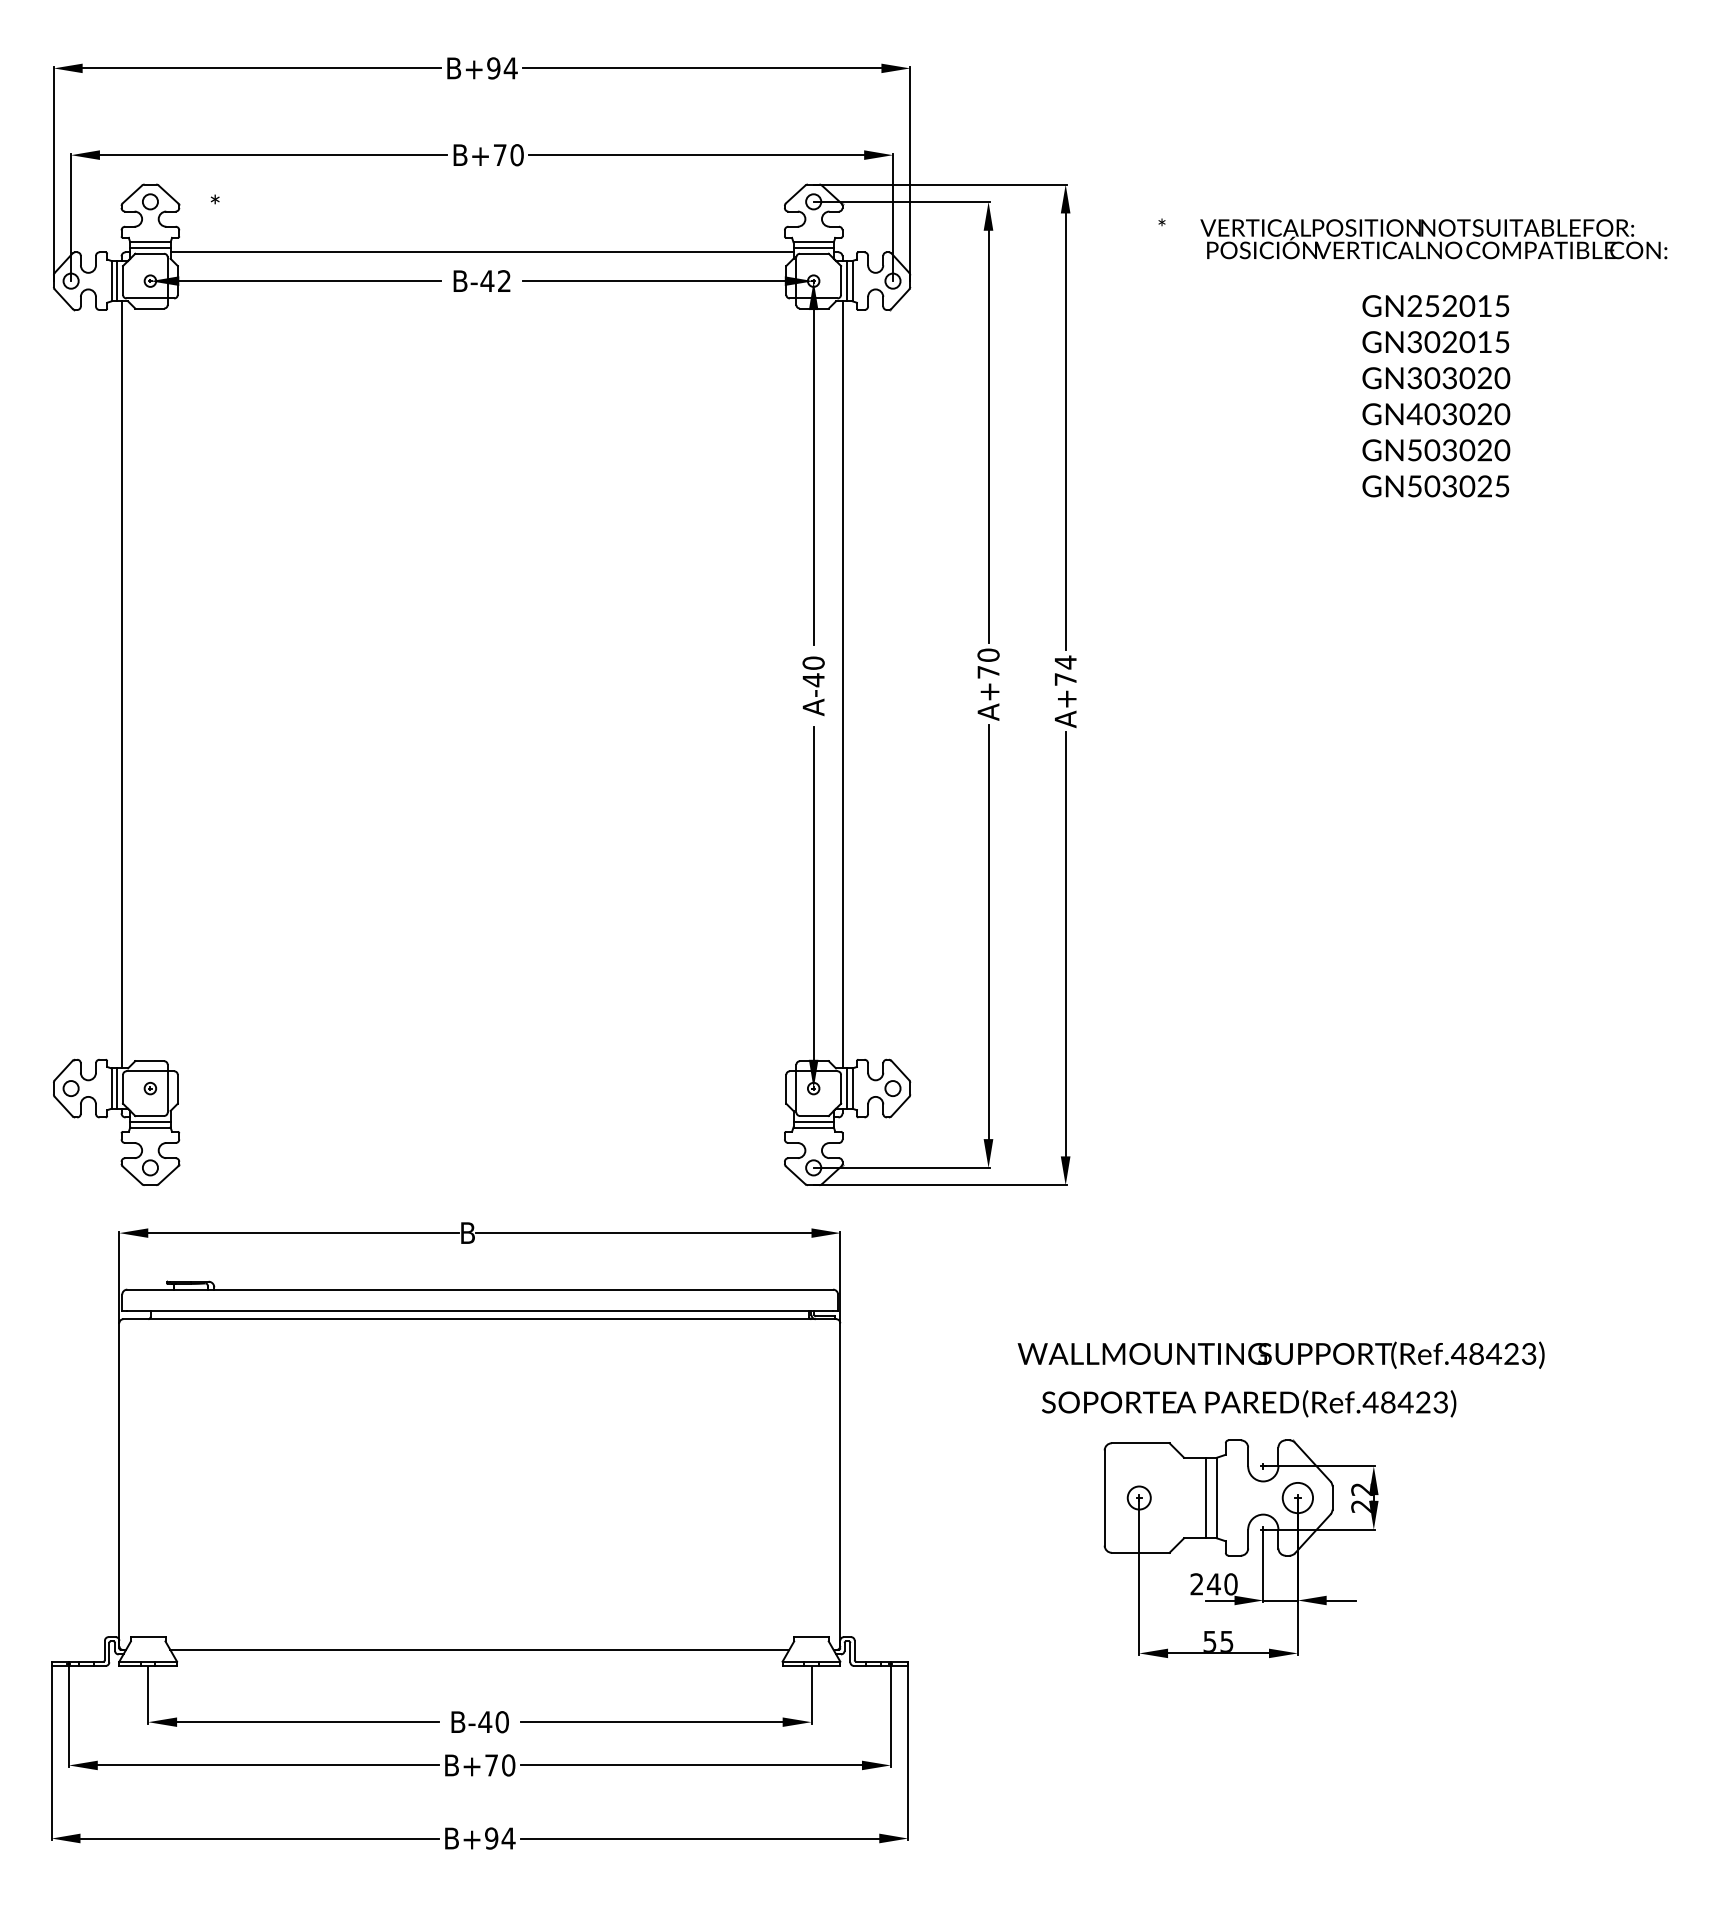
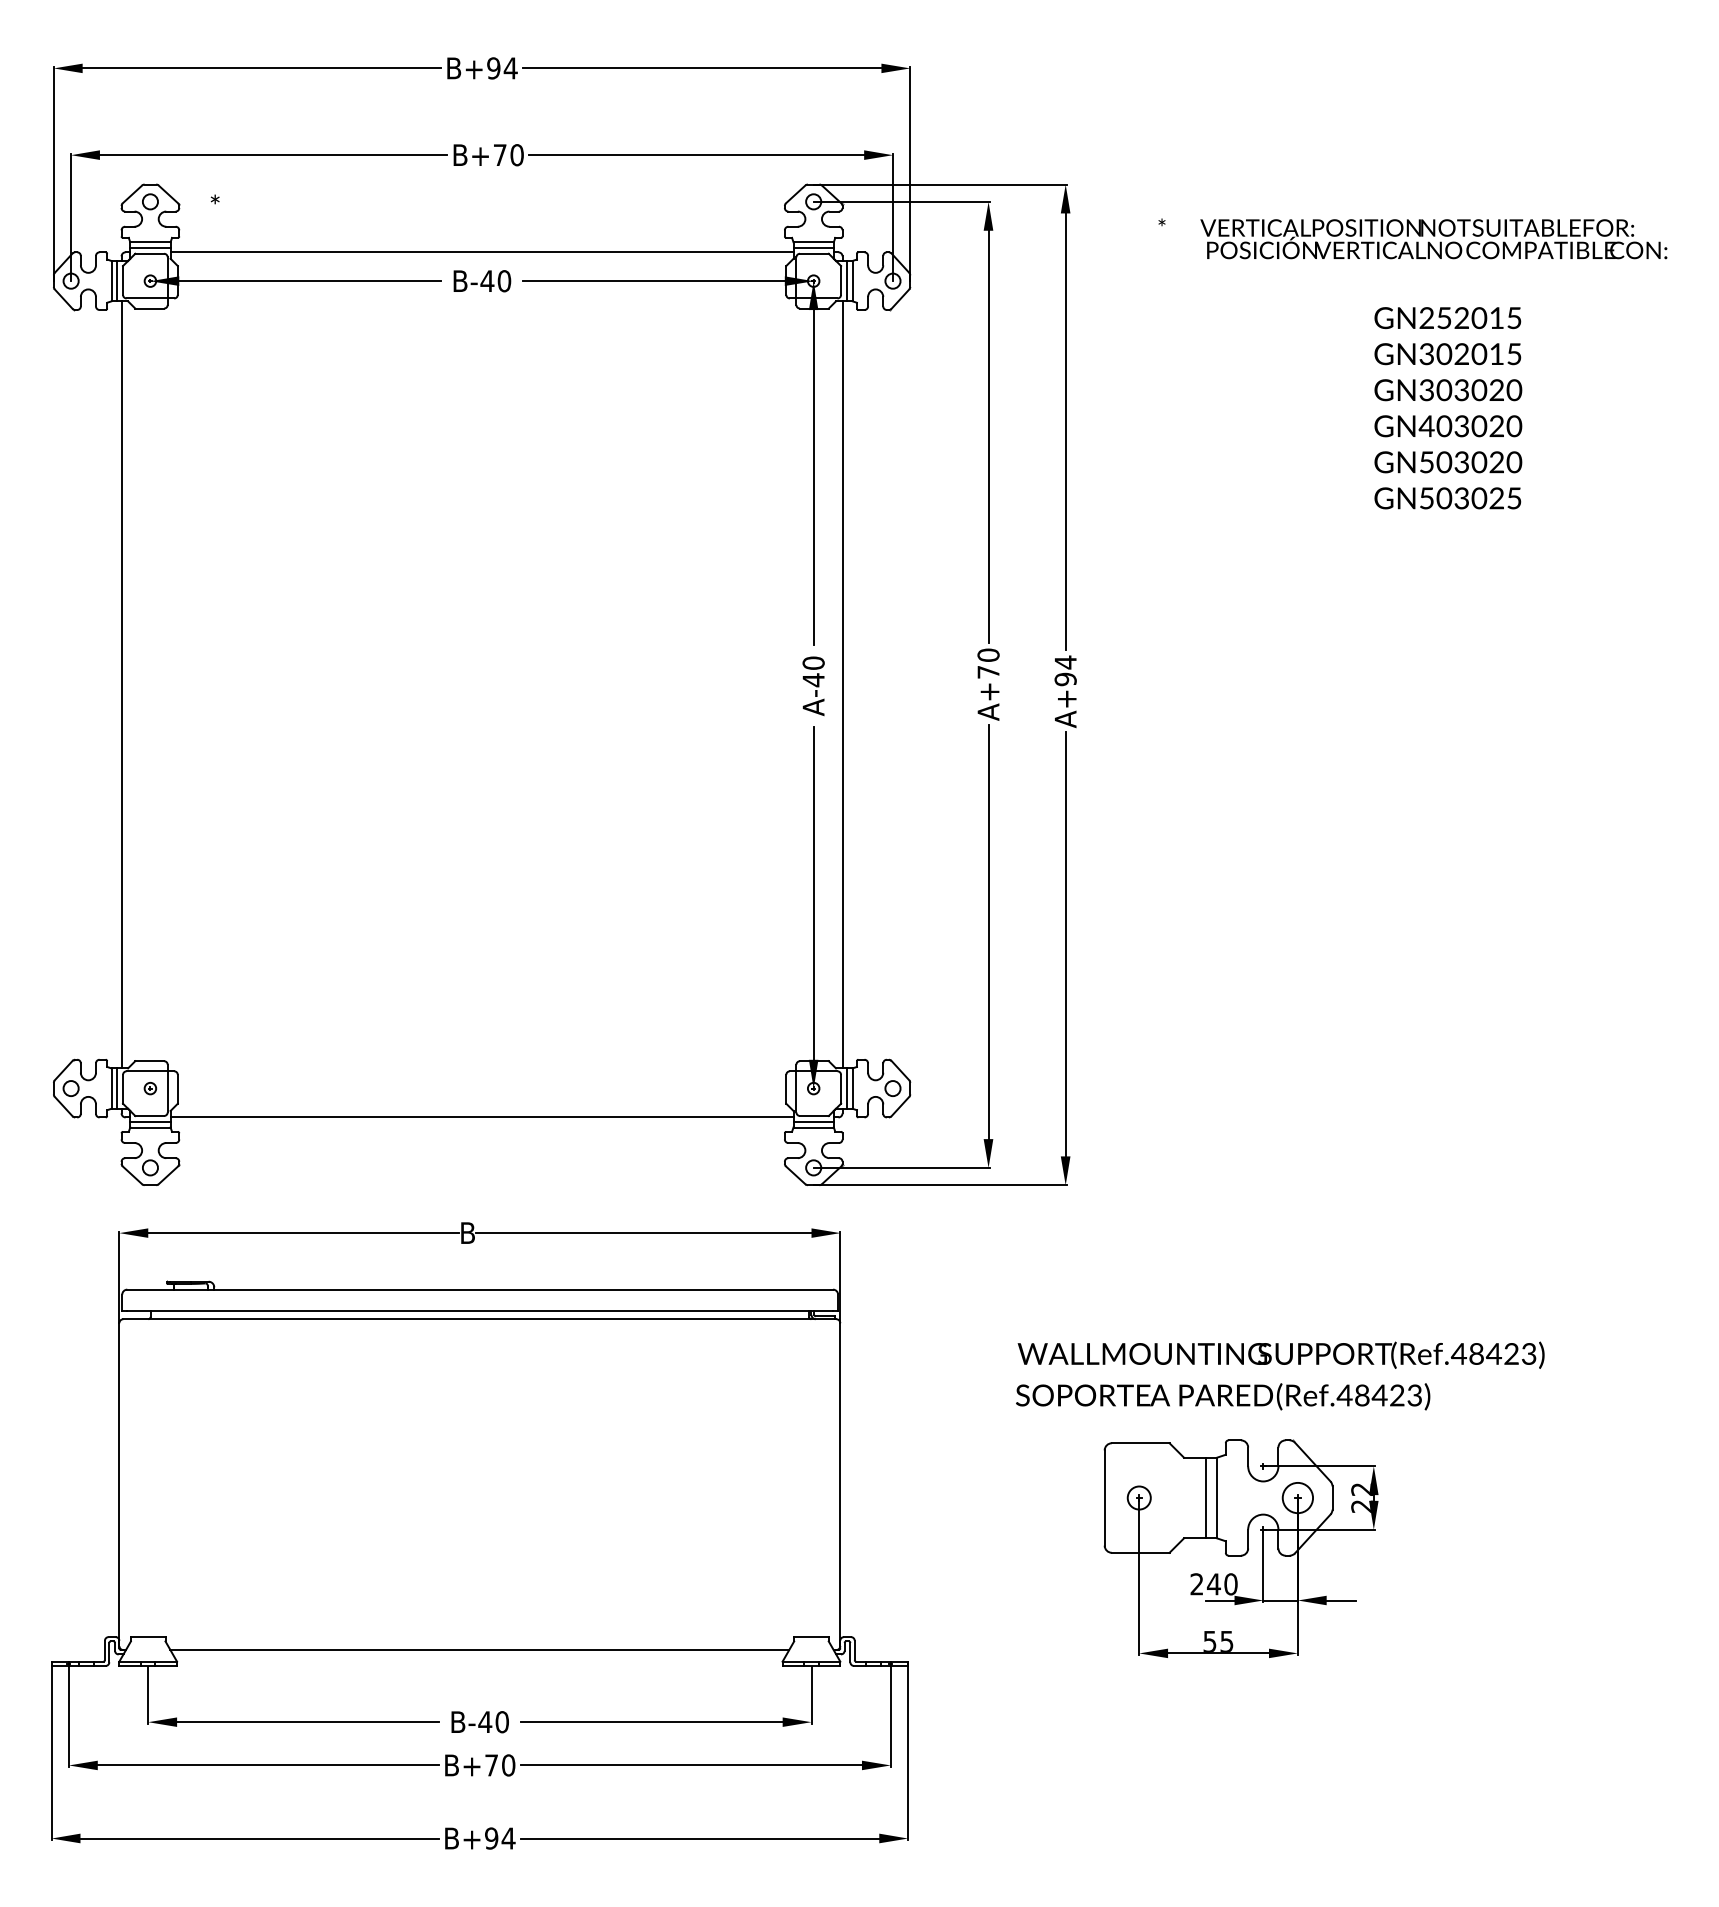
text: B-42 -> B-40 (504, 281)
text position: (1436, 396) -> (1448, 408) (1448, 408)
text: A+74 -> A+94 (1065, 679)
line: none -> present (481, 1117)
text position: (1249, 1403) -> (1223, 1396) (1223, 1396)
